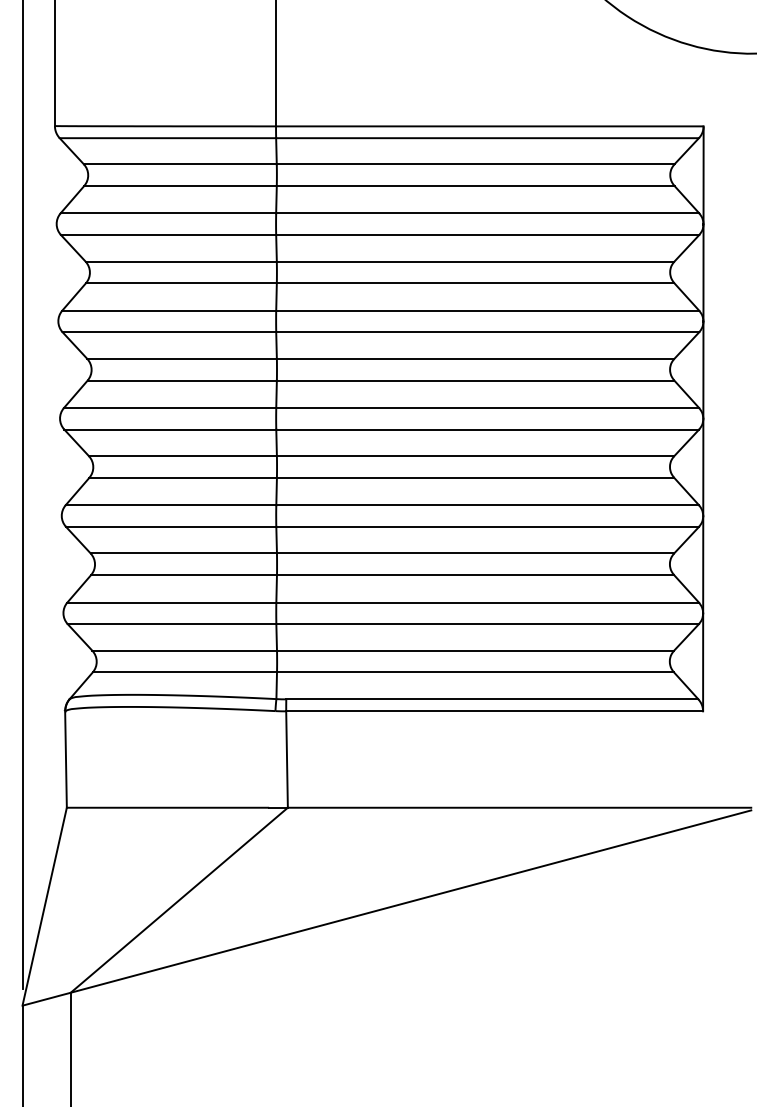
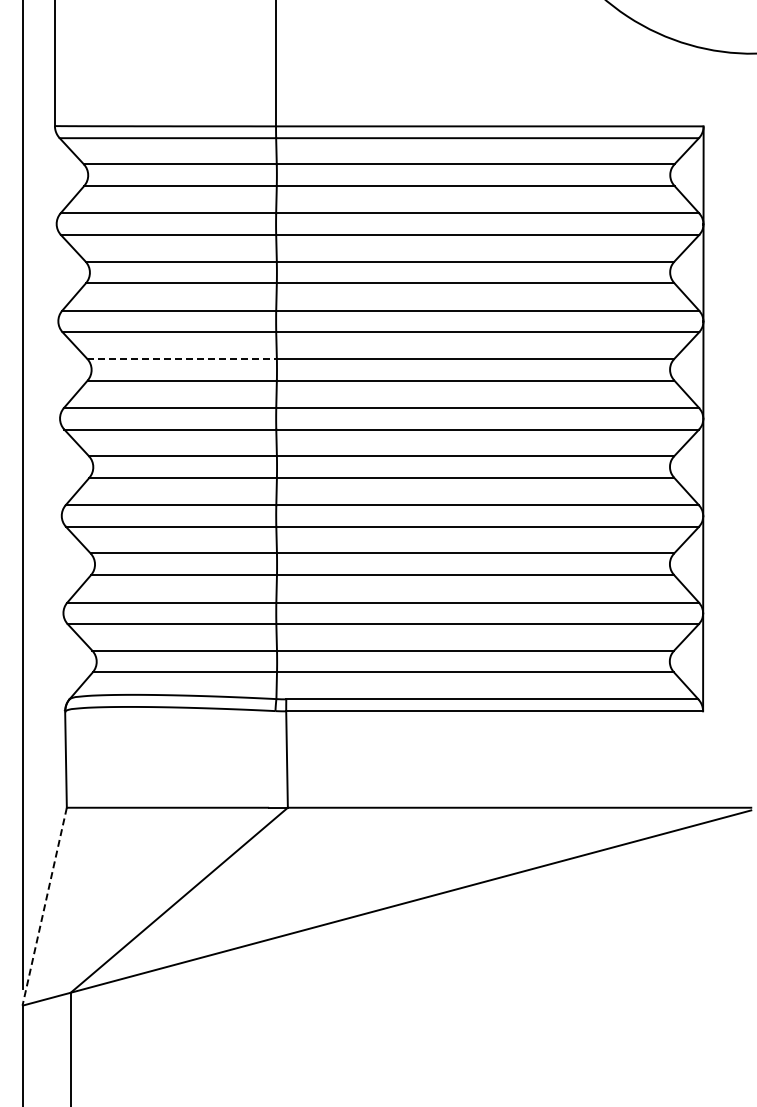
line: solid -> dashed (182, 358)
line: solid -> dashed (44, 907)
